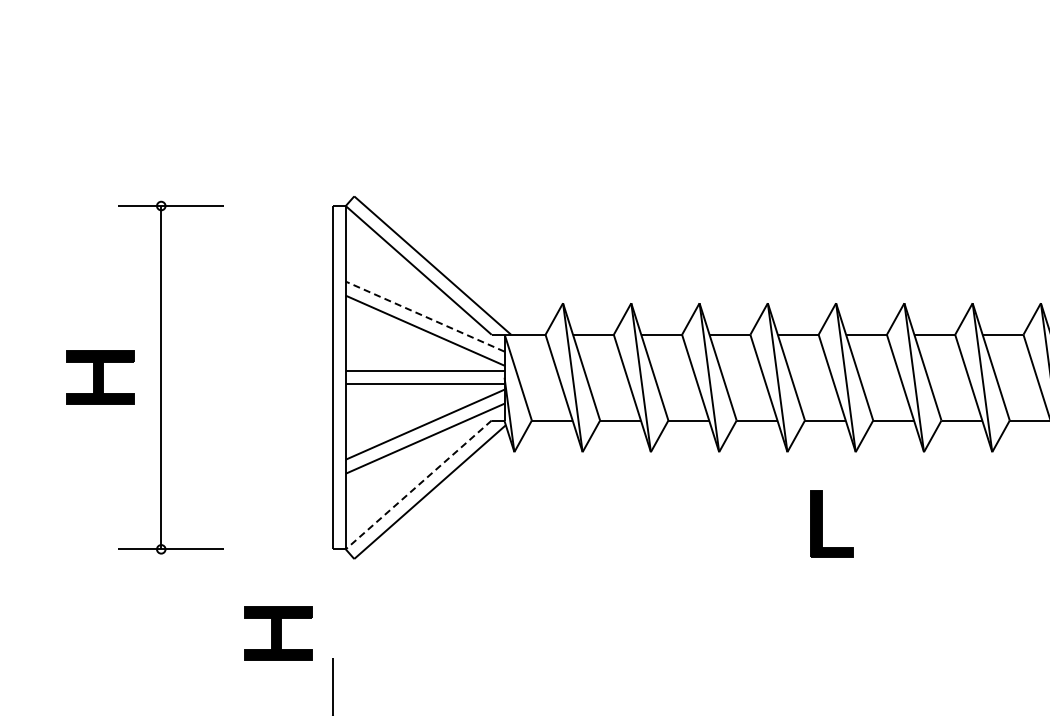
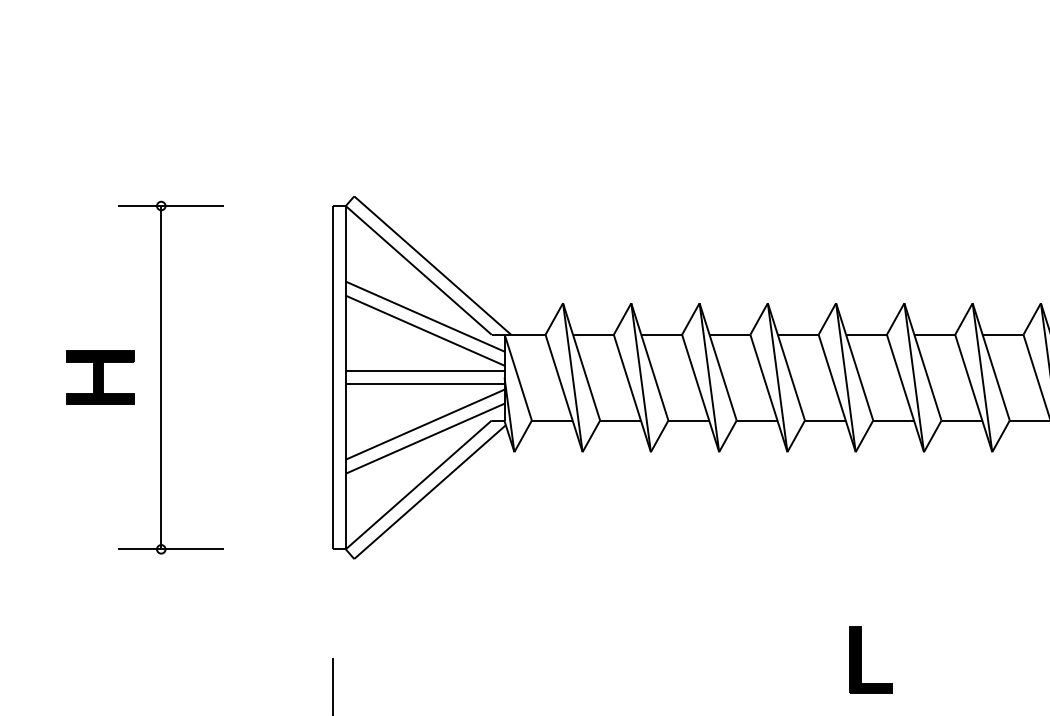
line: dashed -> solid (425, 316)
line: dashed -> solid (418, 485)
part position: (822, 523) -> (861, 659) (861, 659)
part: present -> none (278, 633)
